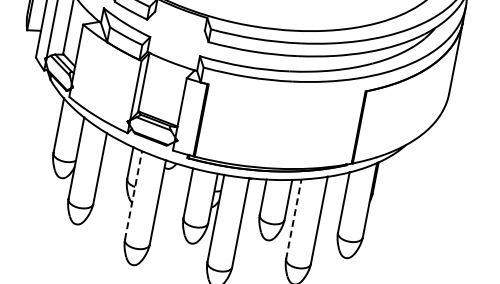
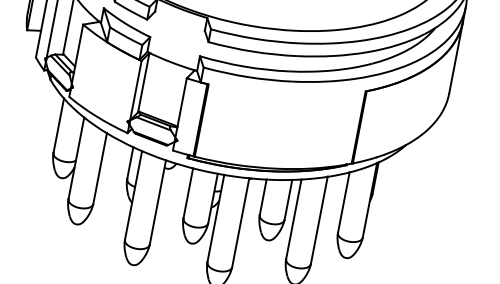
line: dashed -> solid (133, 195)
line: dashed -> solid (293, 219)
